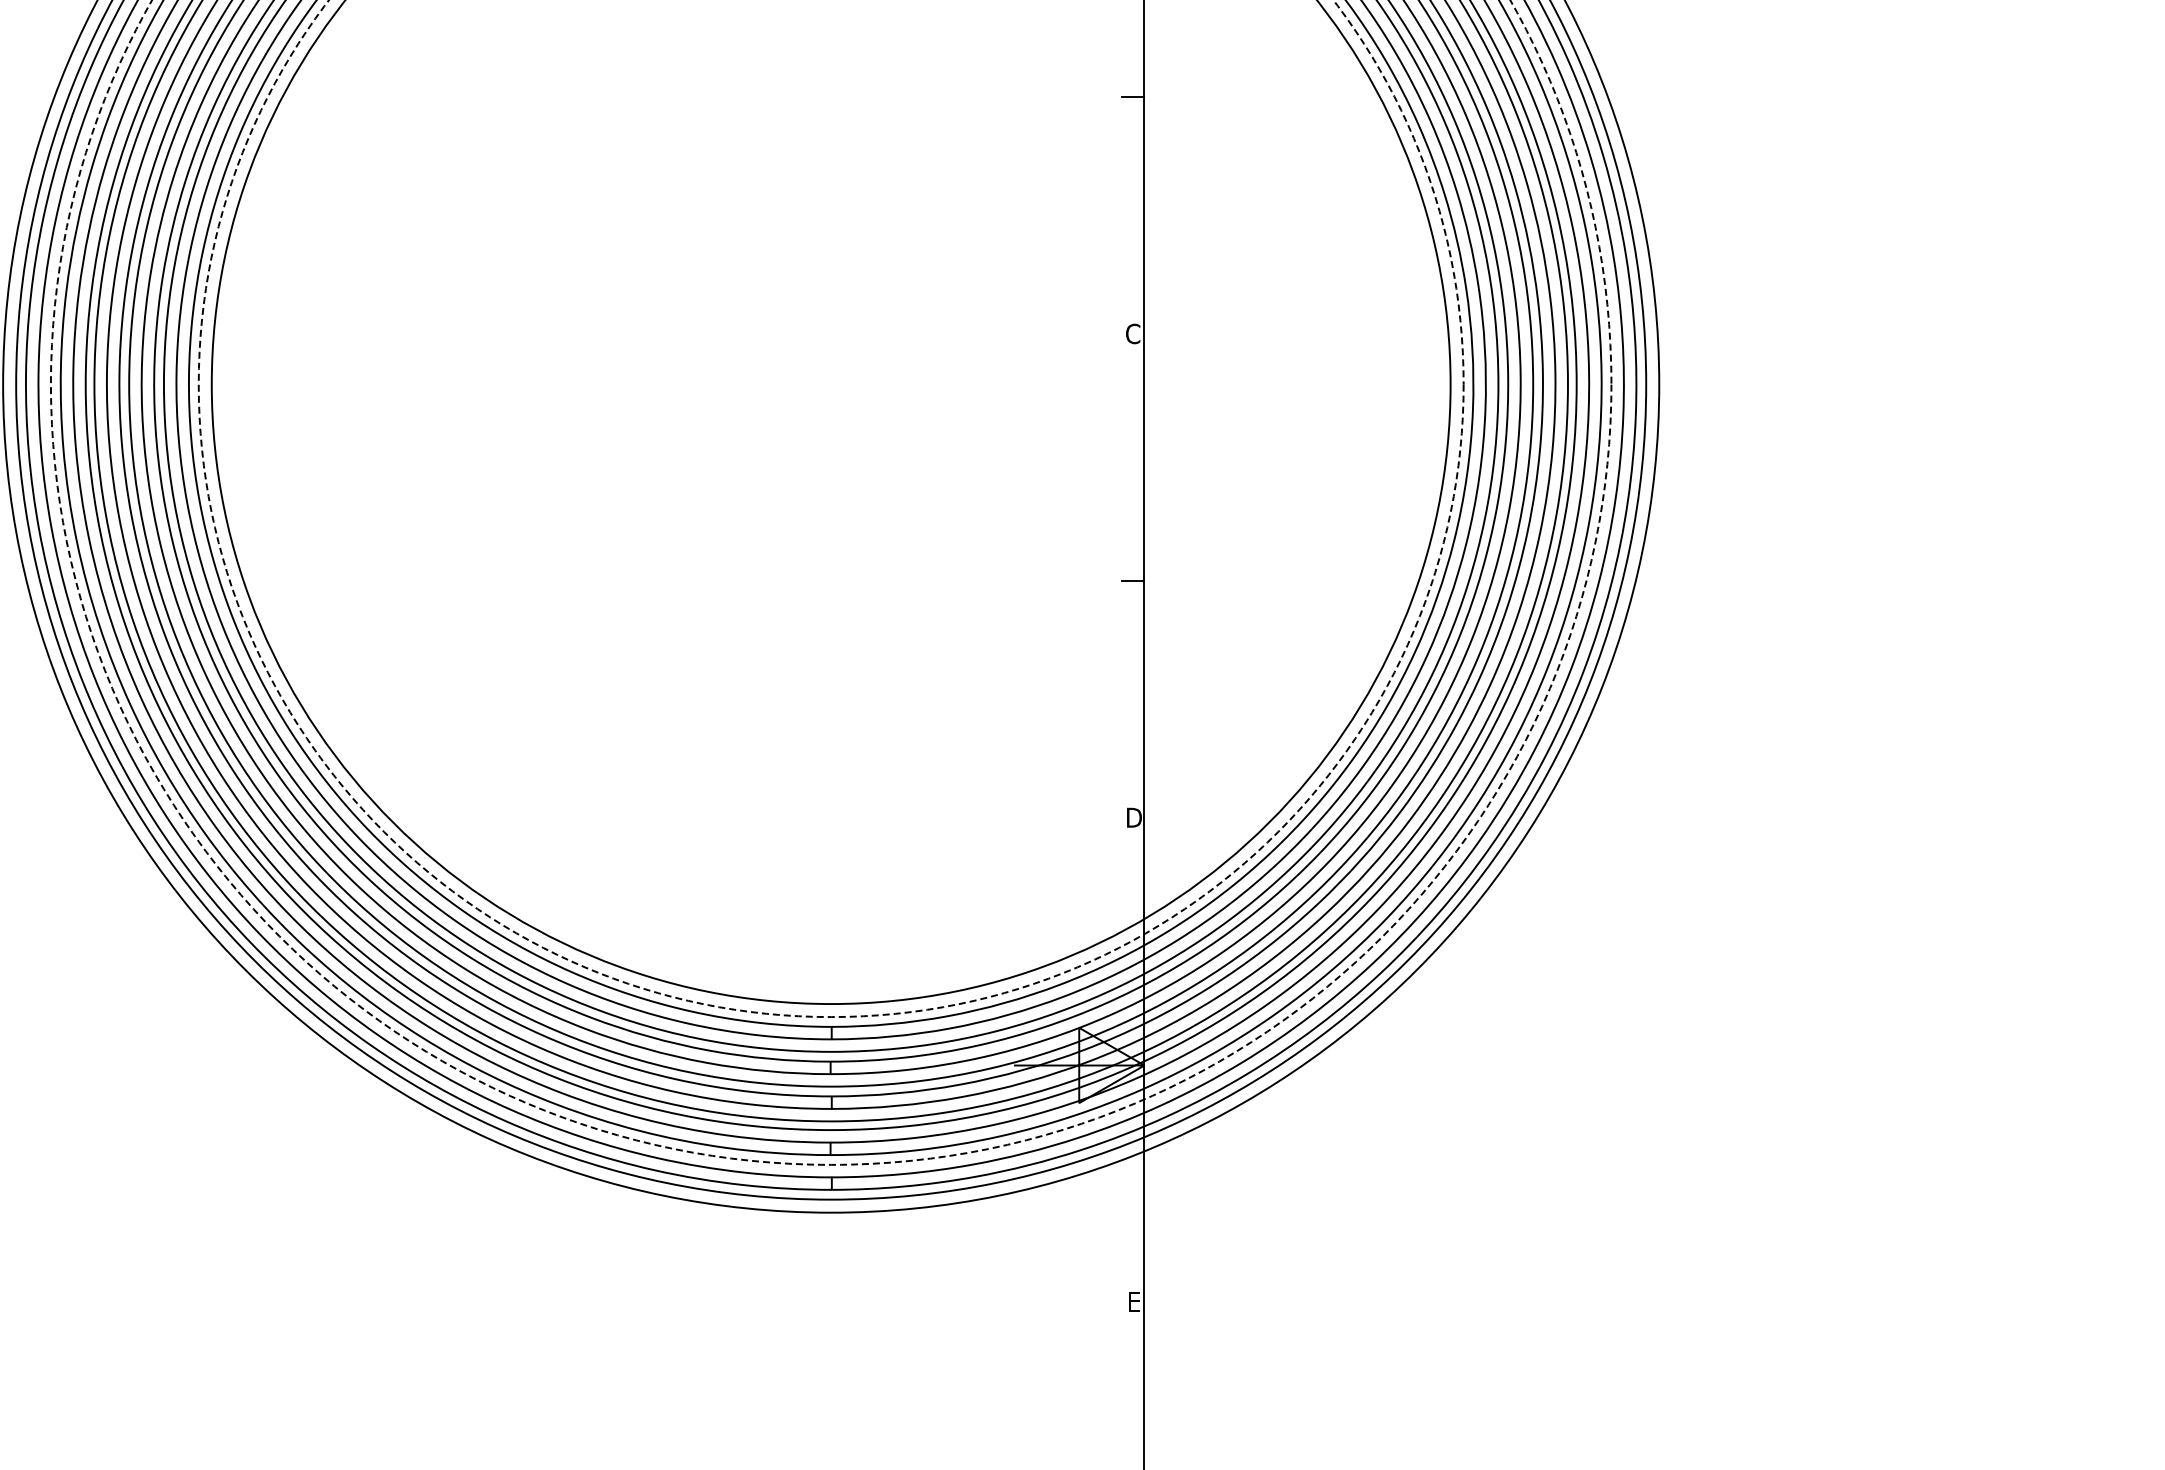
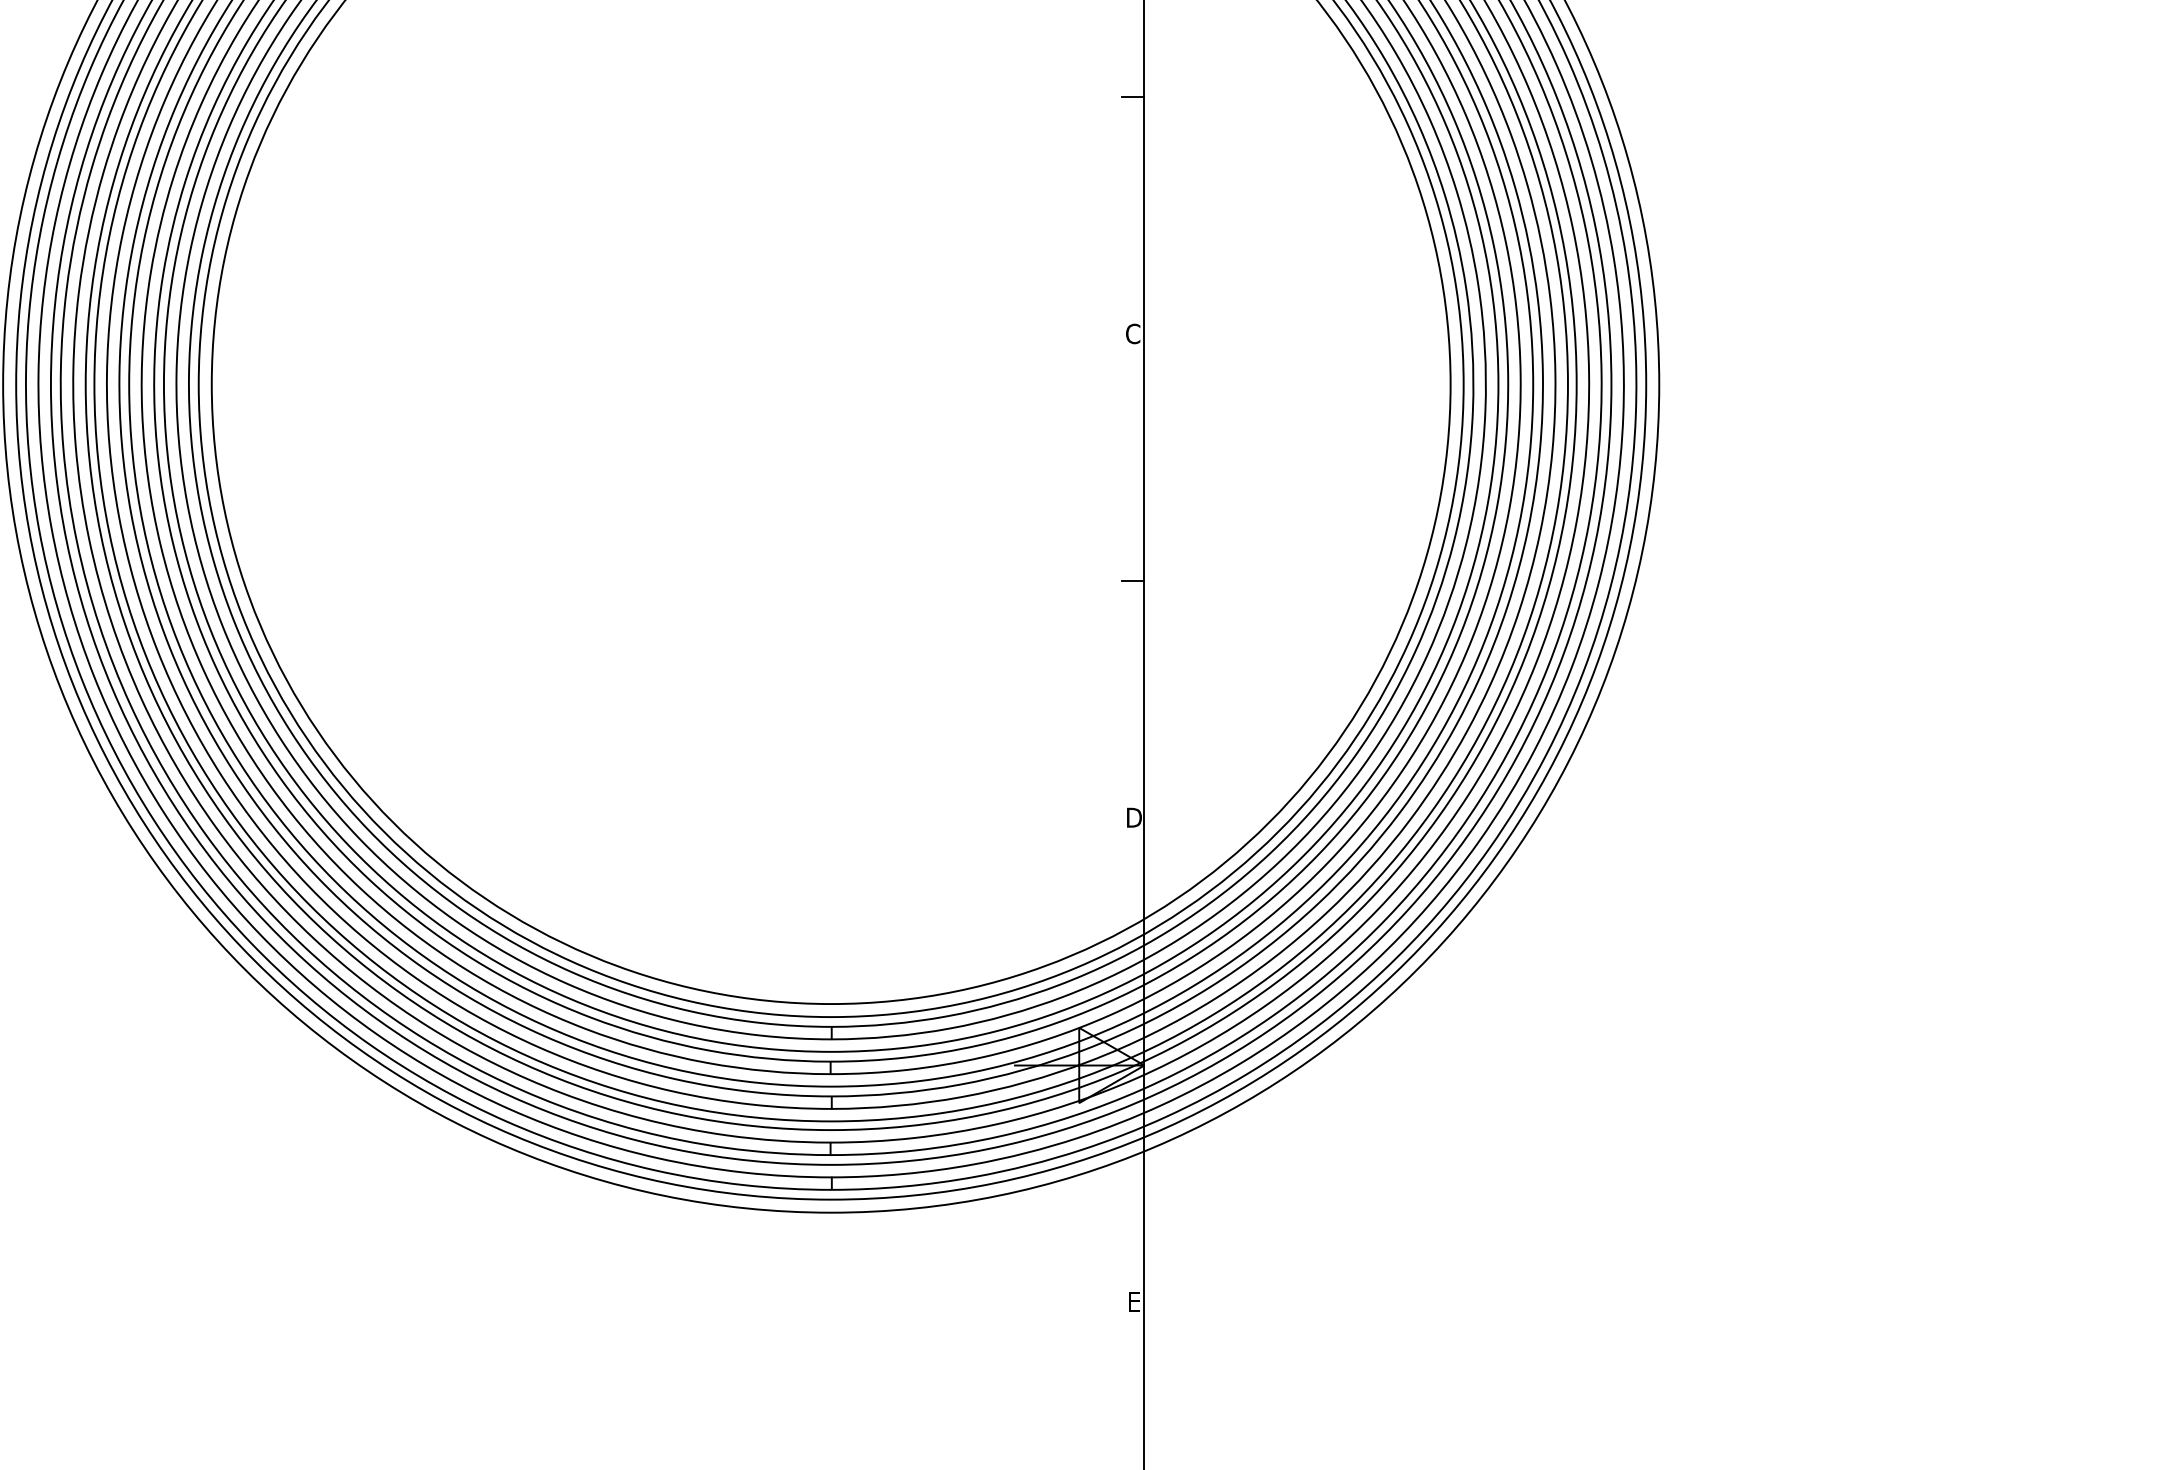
circle: dashed -> solid (830, 508)
circle: dashed -> solid (830, 582)
